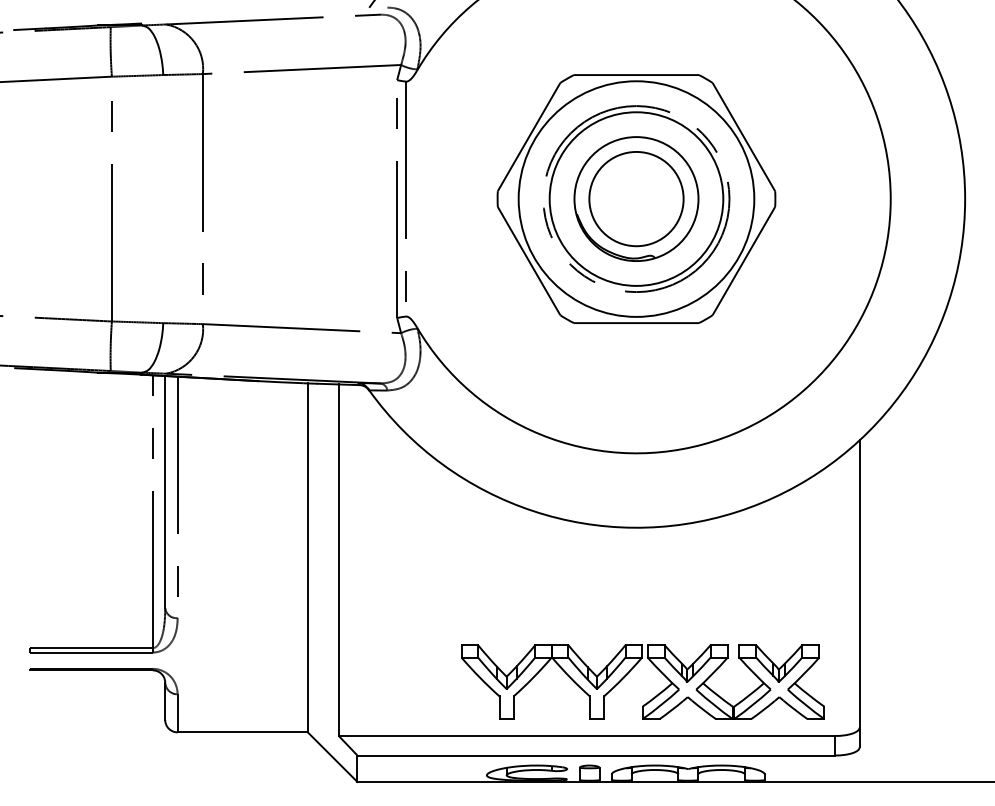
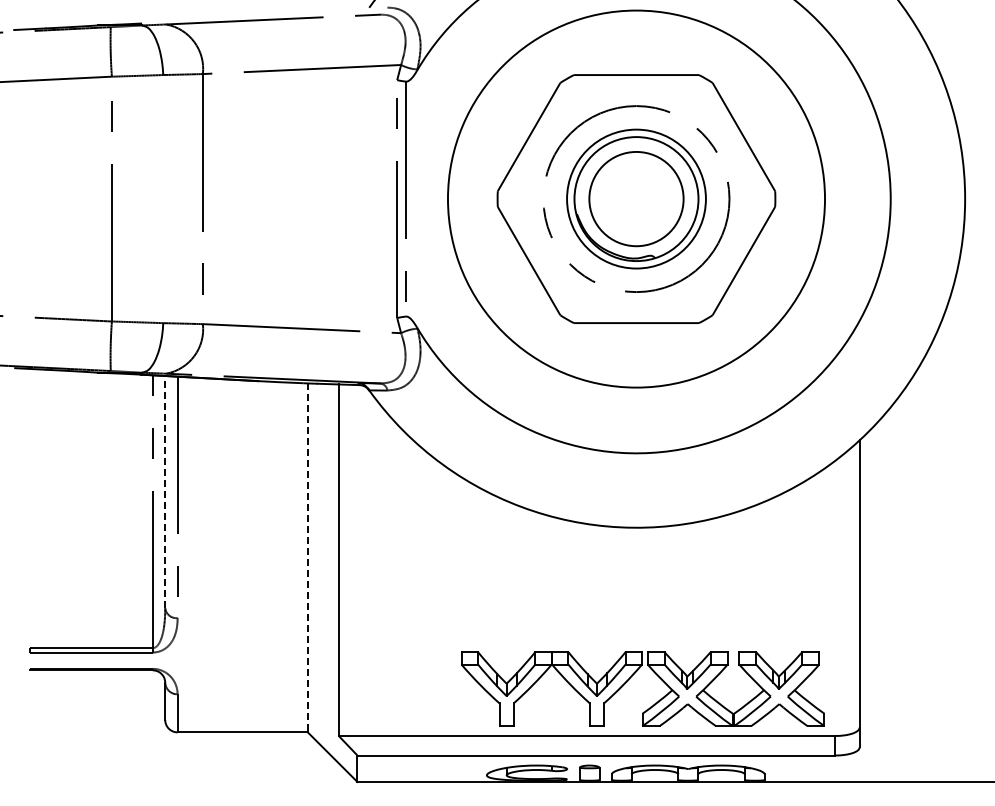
circle diameter: 174 px -> 139 px (636, 198)
circle diameter: 236 px -> 377 px (636, 198)
line: solid -> dashed (165, 491)
line: solid -> dashed (307, 558)
part position: (629, 673) -> (629, 680) (629, 680)
